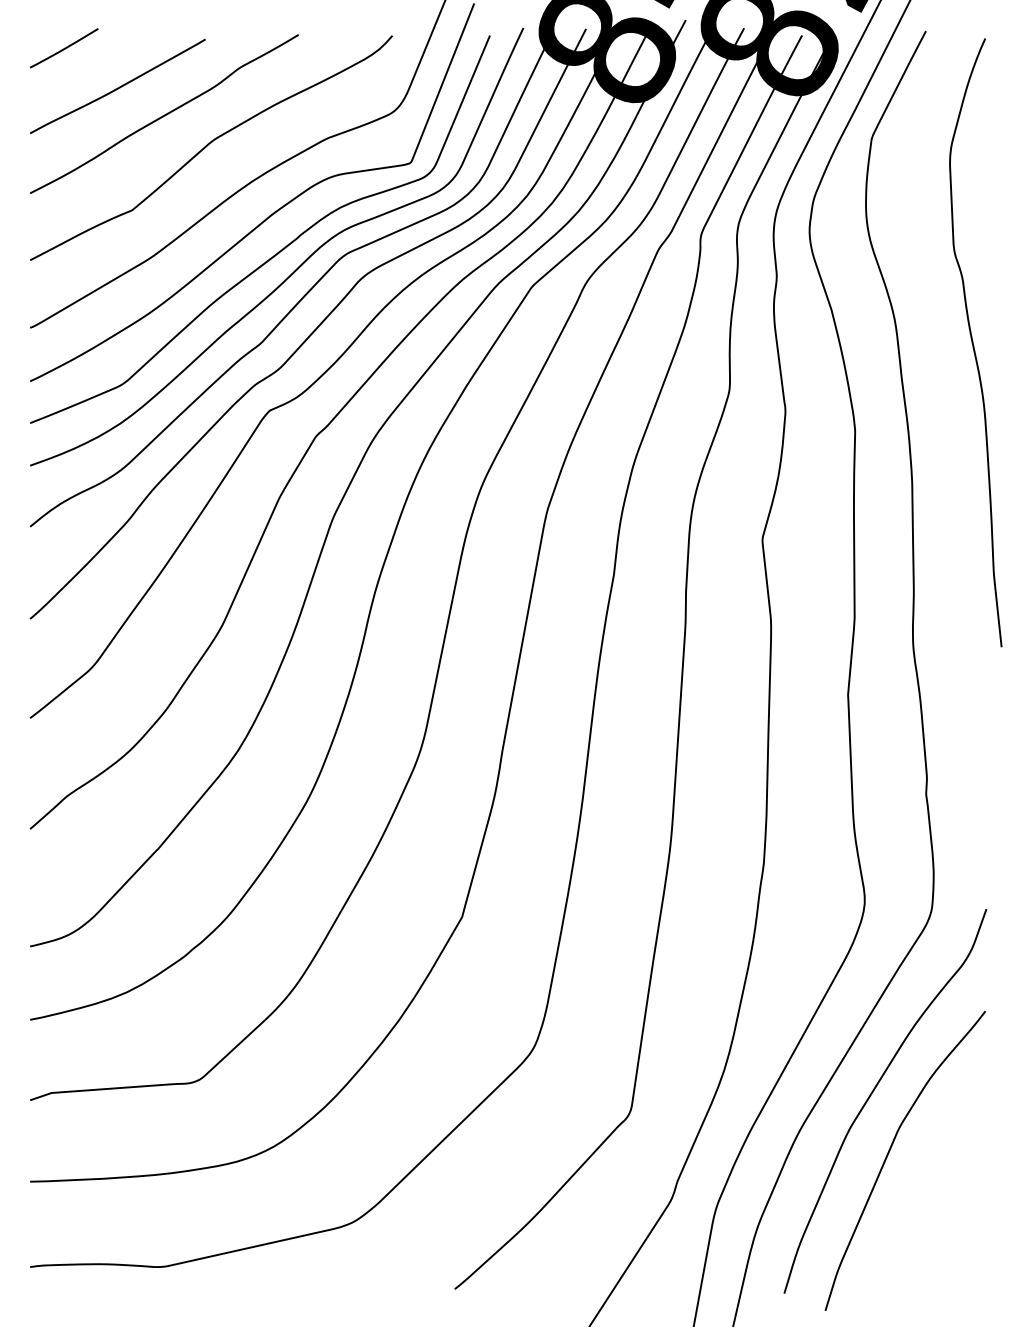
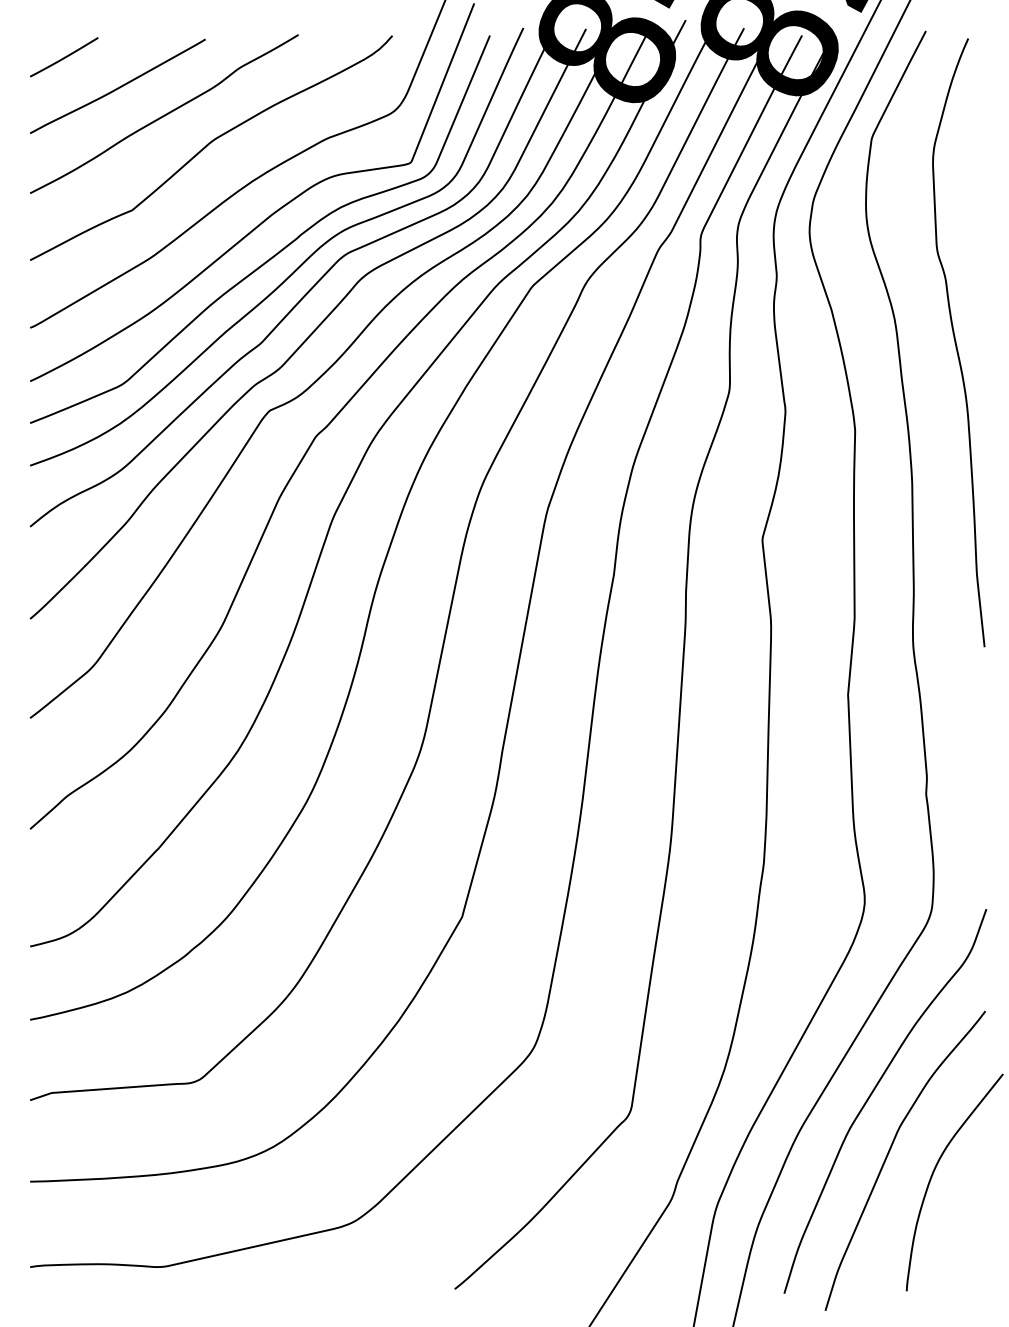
line position: (64, 48) -> (64, 57) (64, 57)
curve position: (973, 342) -> (956, 342) (956, 342)
curve: none -> present (934, 1172)
